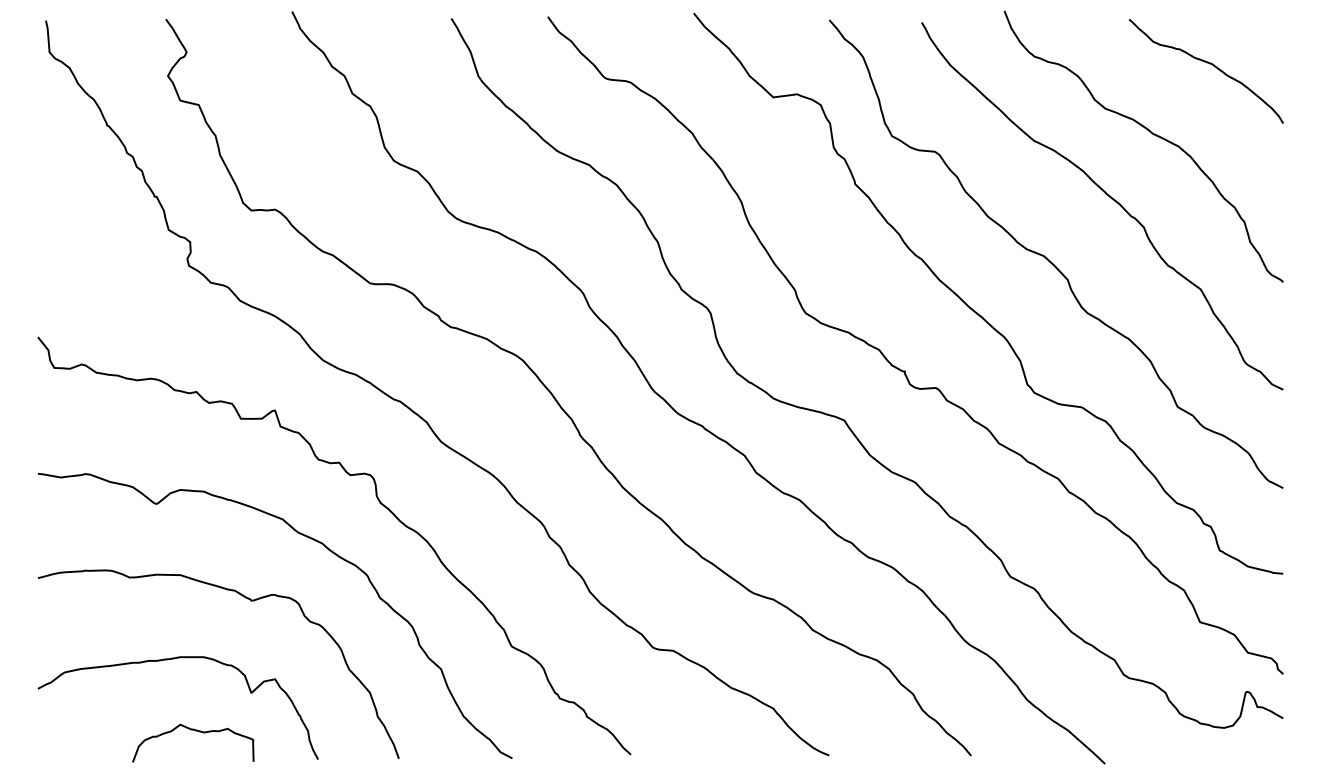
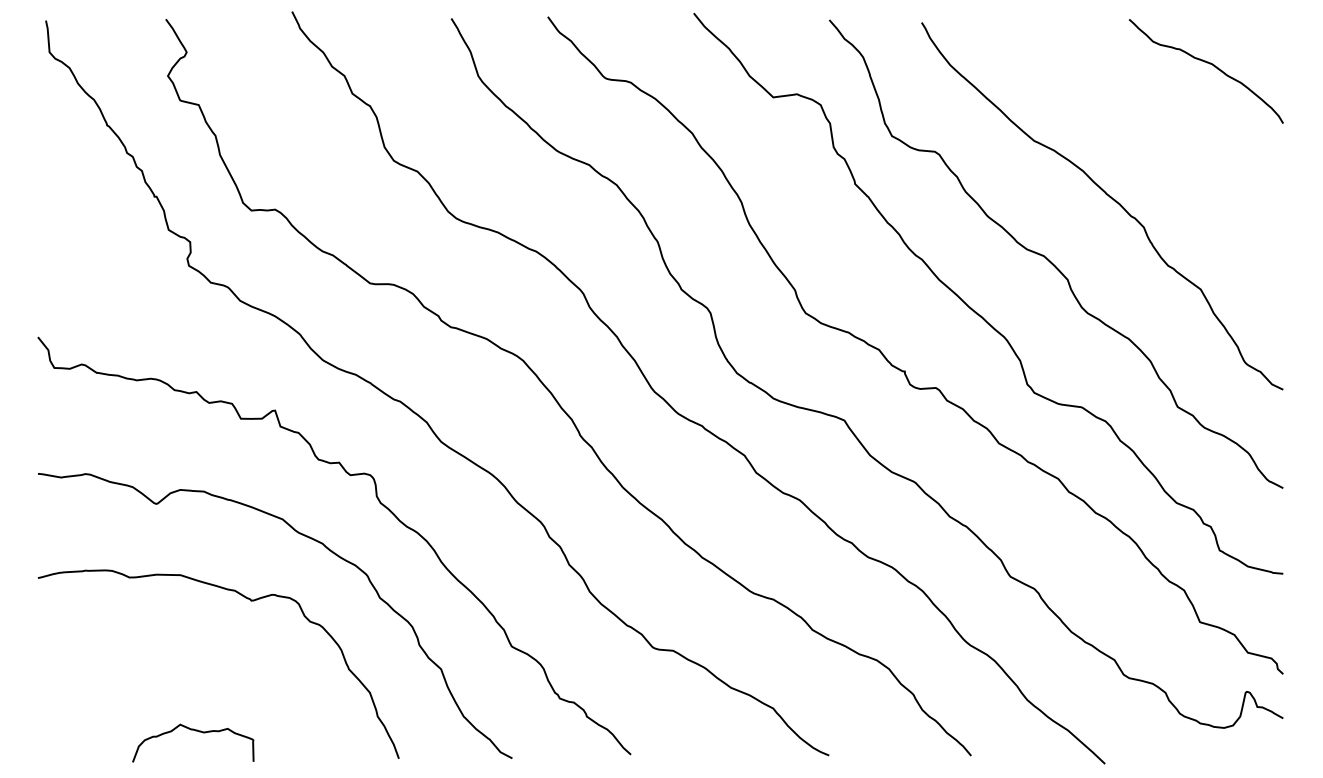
curve: present -> none (1152, 134)
curve: present -> none (168, 660)
